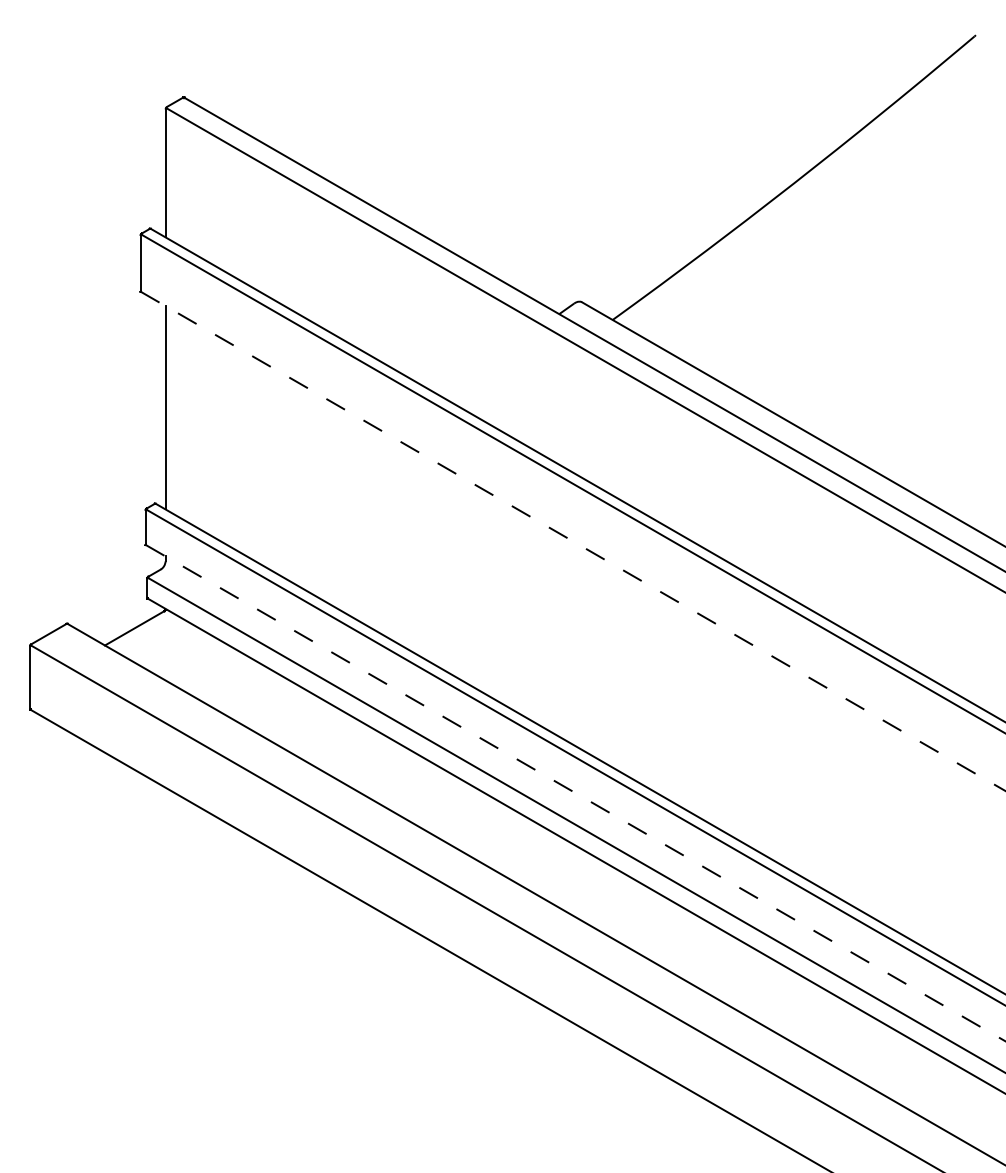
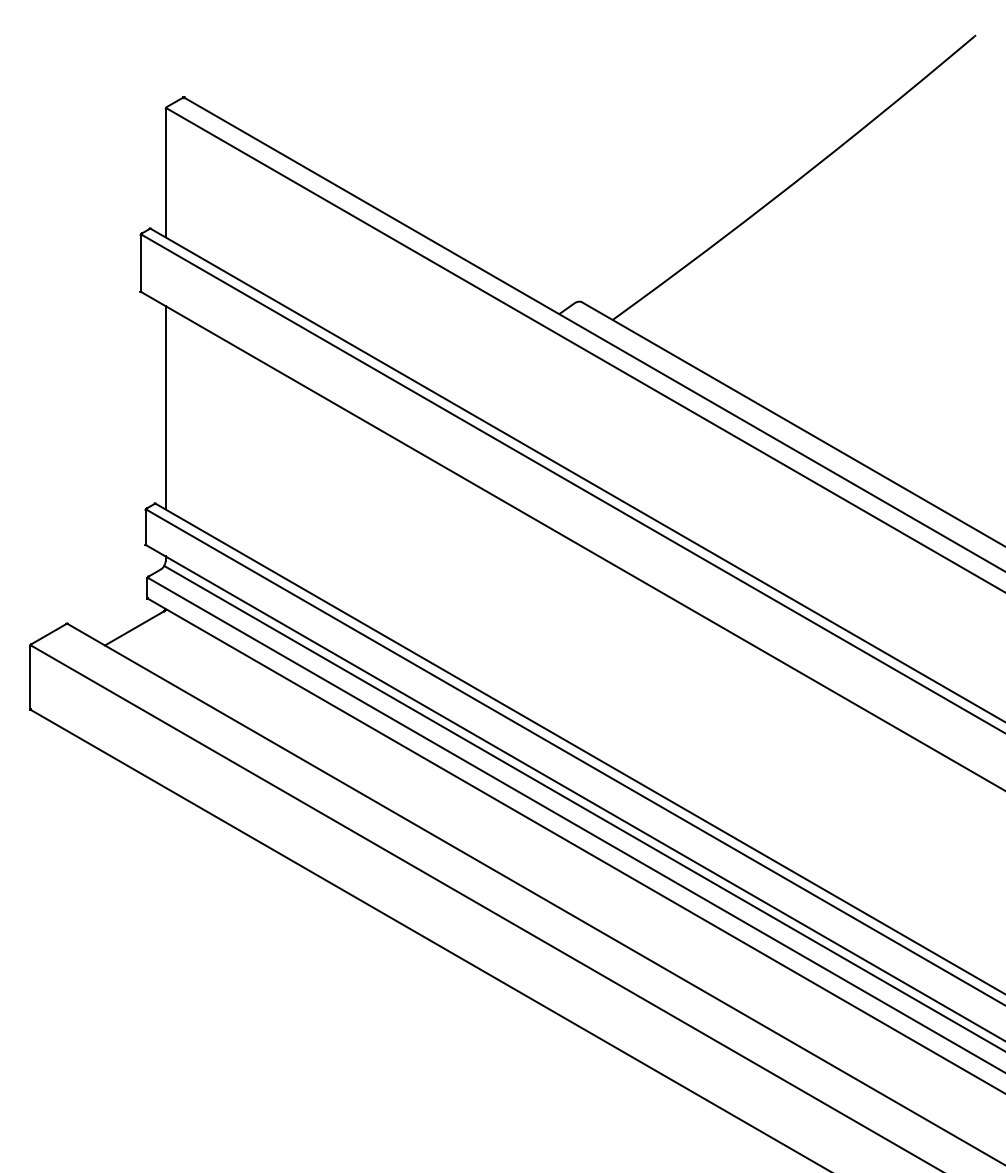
line: dashed -> solid (573, 541)
line: dashed -> solid (575, 793)
line: none -> present (583, 807)
